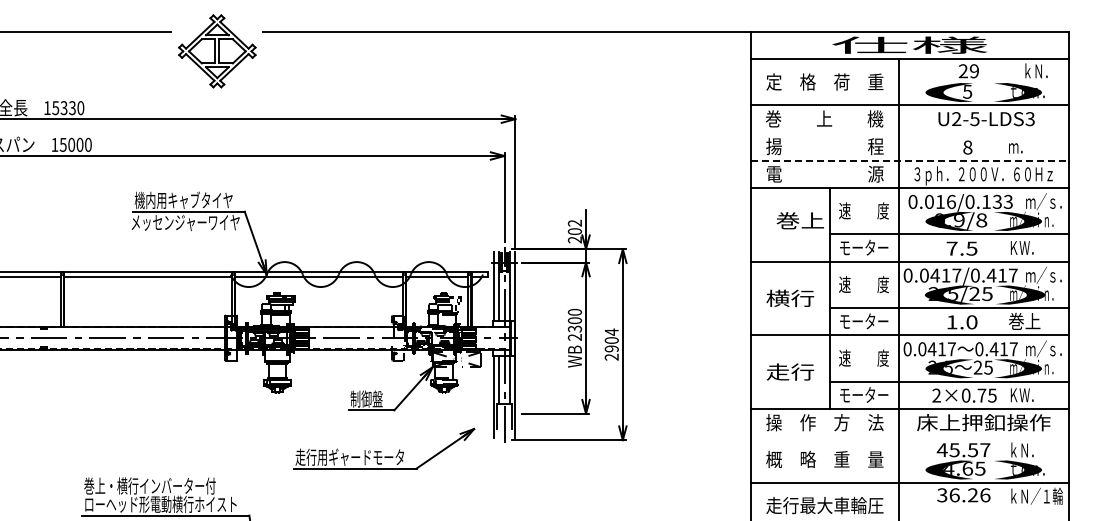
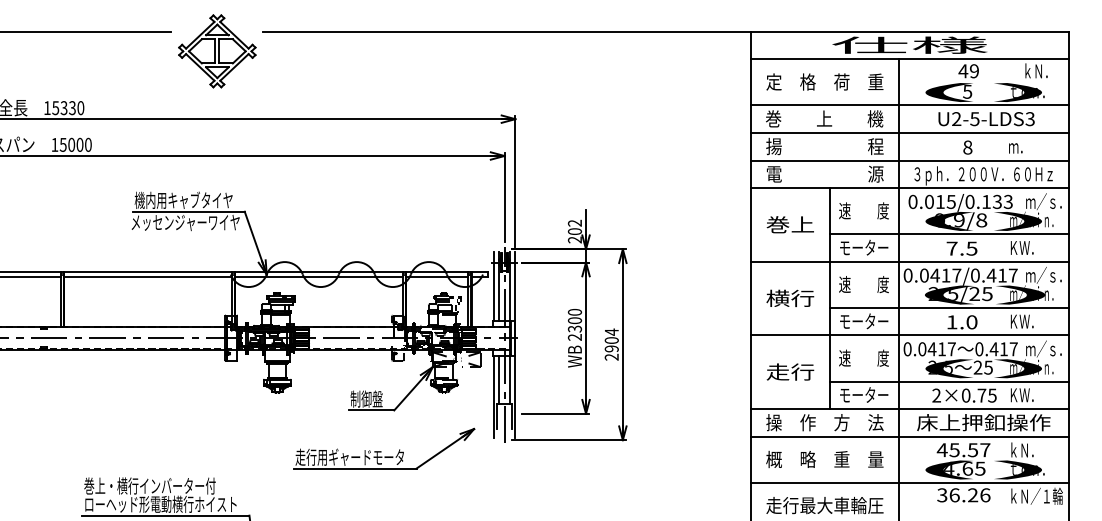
text: 29 -> 49 (963, 71)
line: none -> present (909, 132)
line: dashed -> solid (910, 160)
text: 0.016/0.133 -> 0.015/0.133 (950, 201)
text position: (799, 220) -> (789, 224) (789, 224)
text: 巻上 -> ＫＷ． (1024, 320)
line: none -> present (909, 436)
